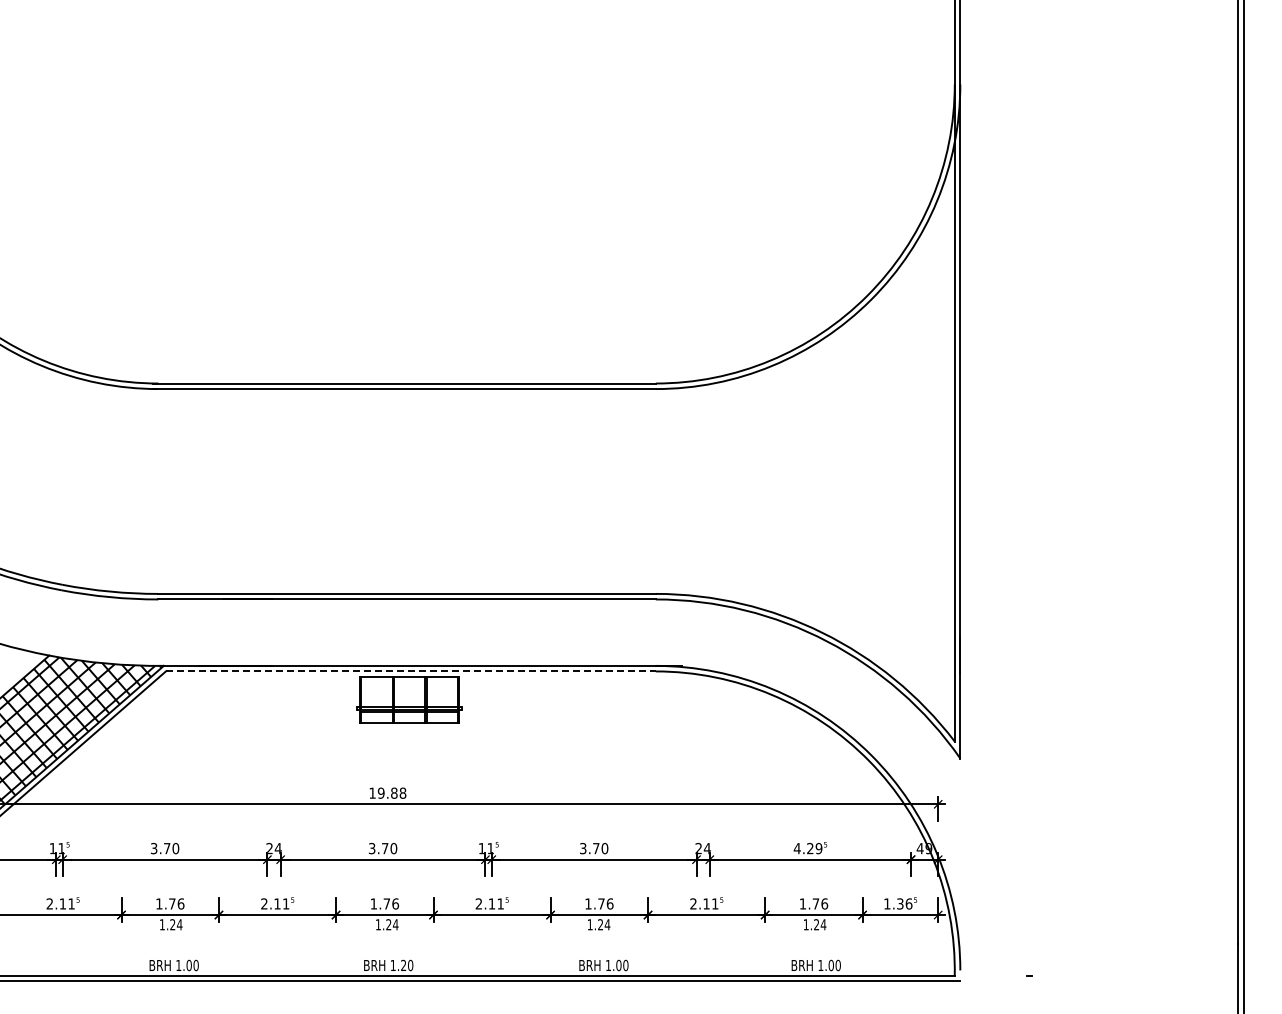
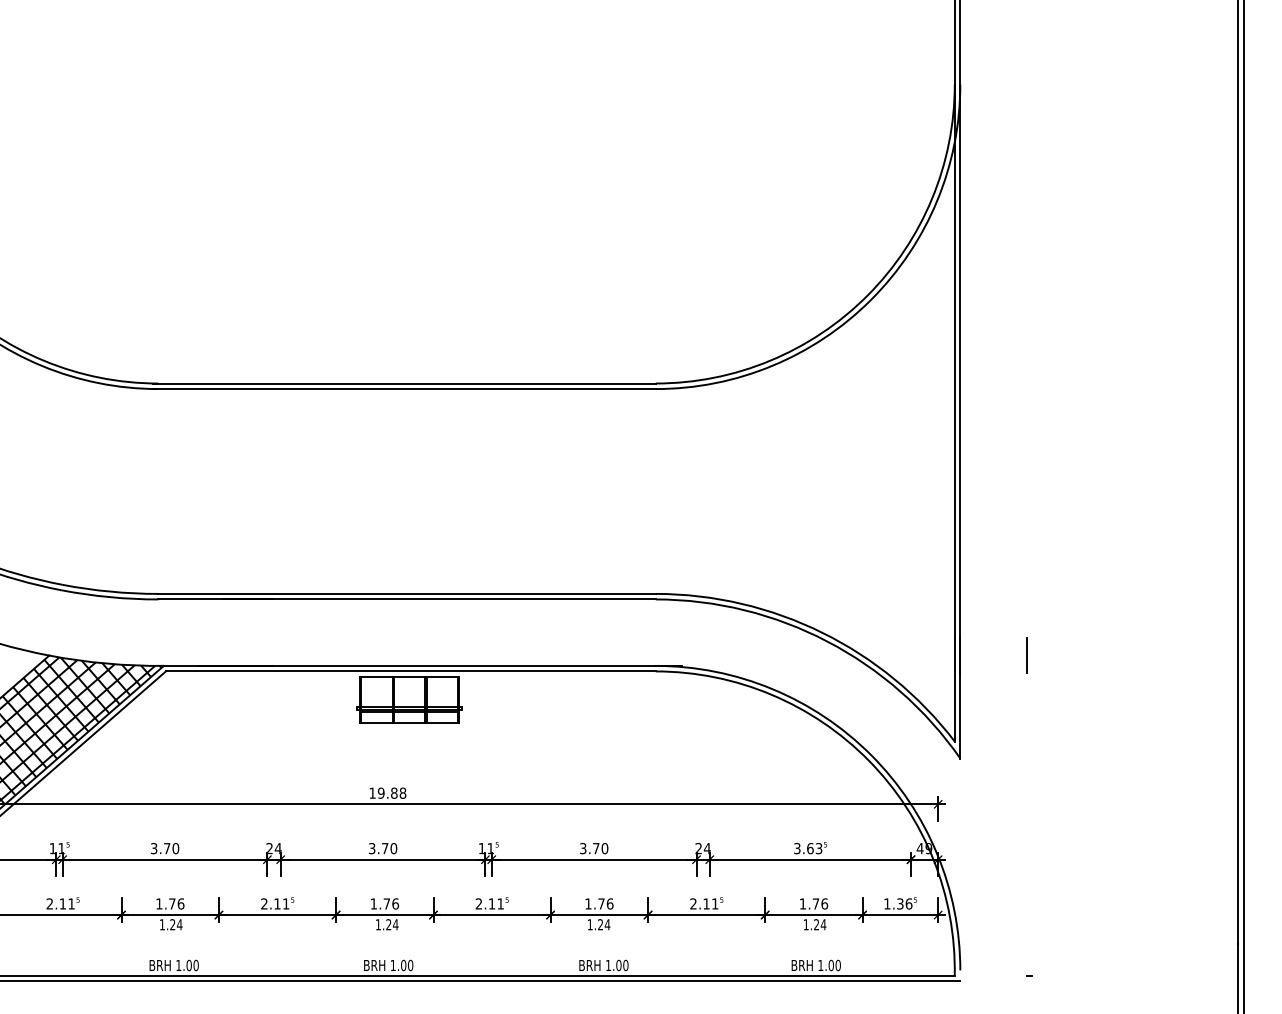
line: none -> present (1026, 655)
line: dashed -> solid (410, 671)
text: 4.29 -> 3.63 (807, 848)
text: 1.20 -> 1.00 (403, 965)
